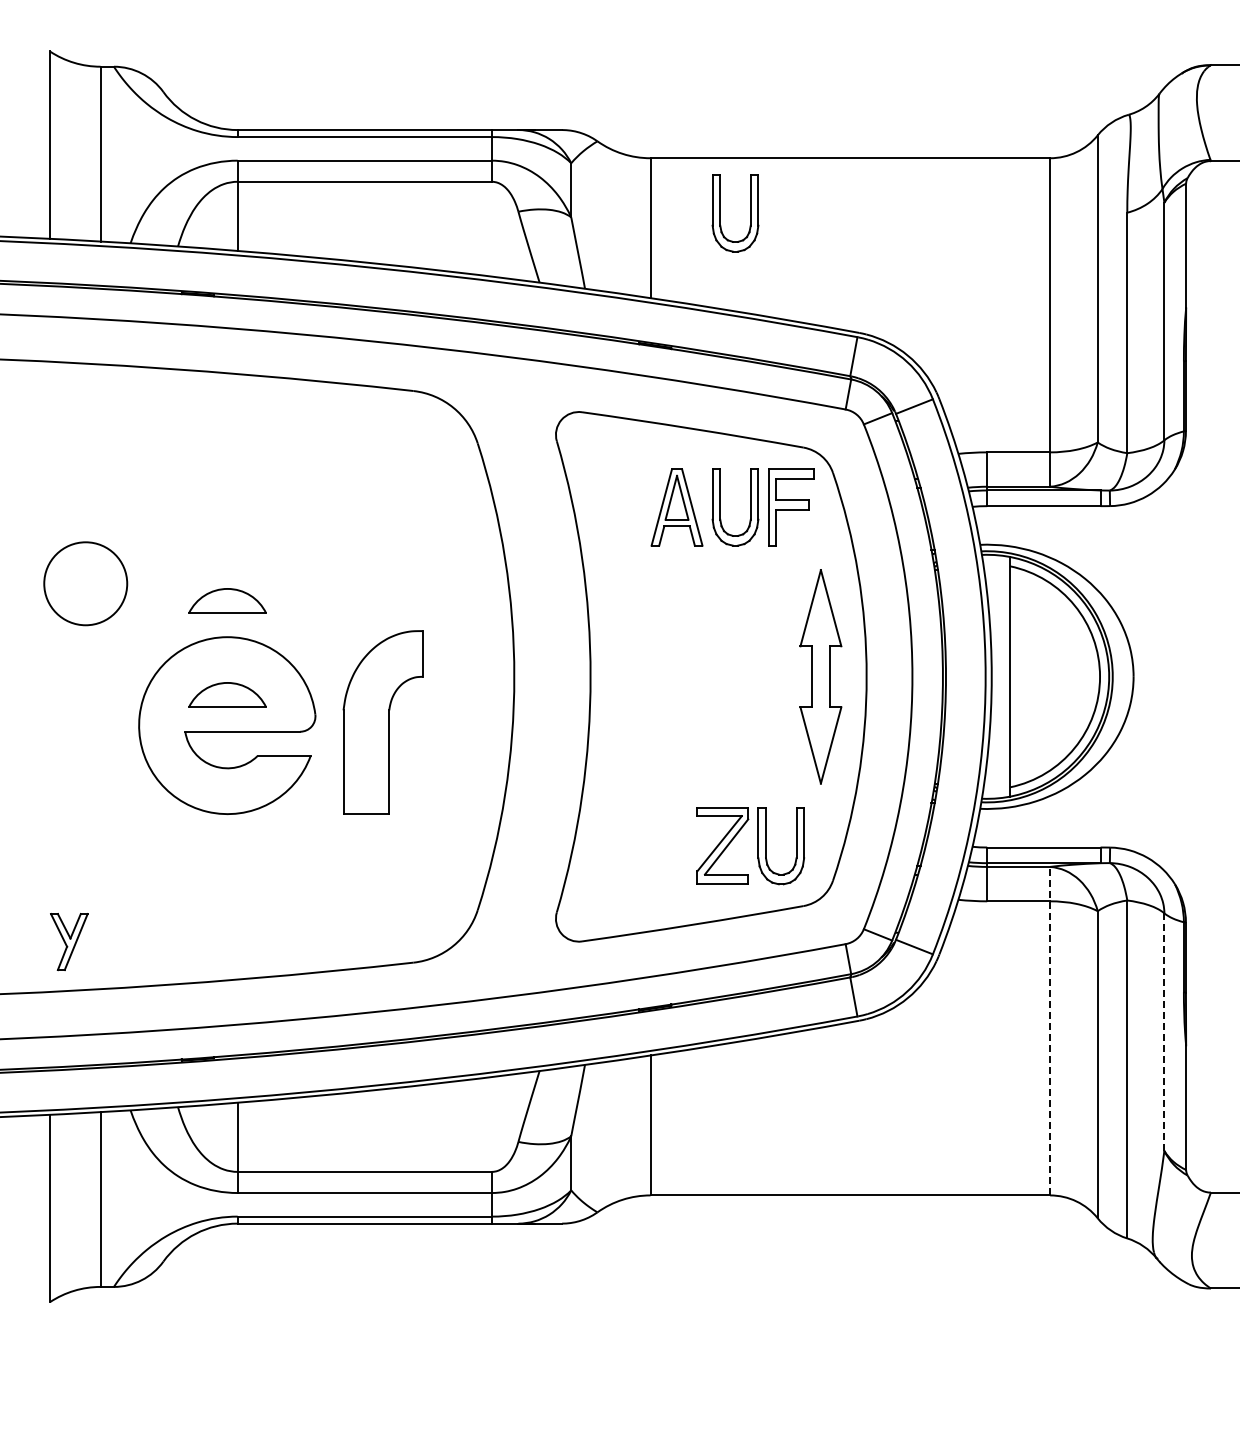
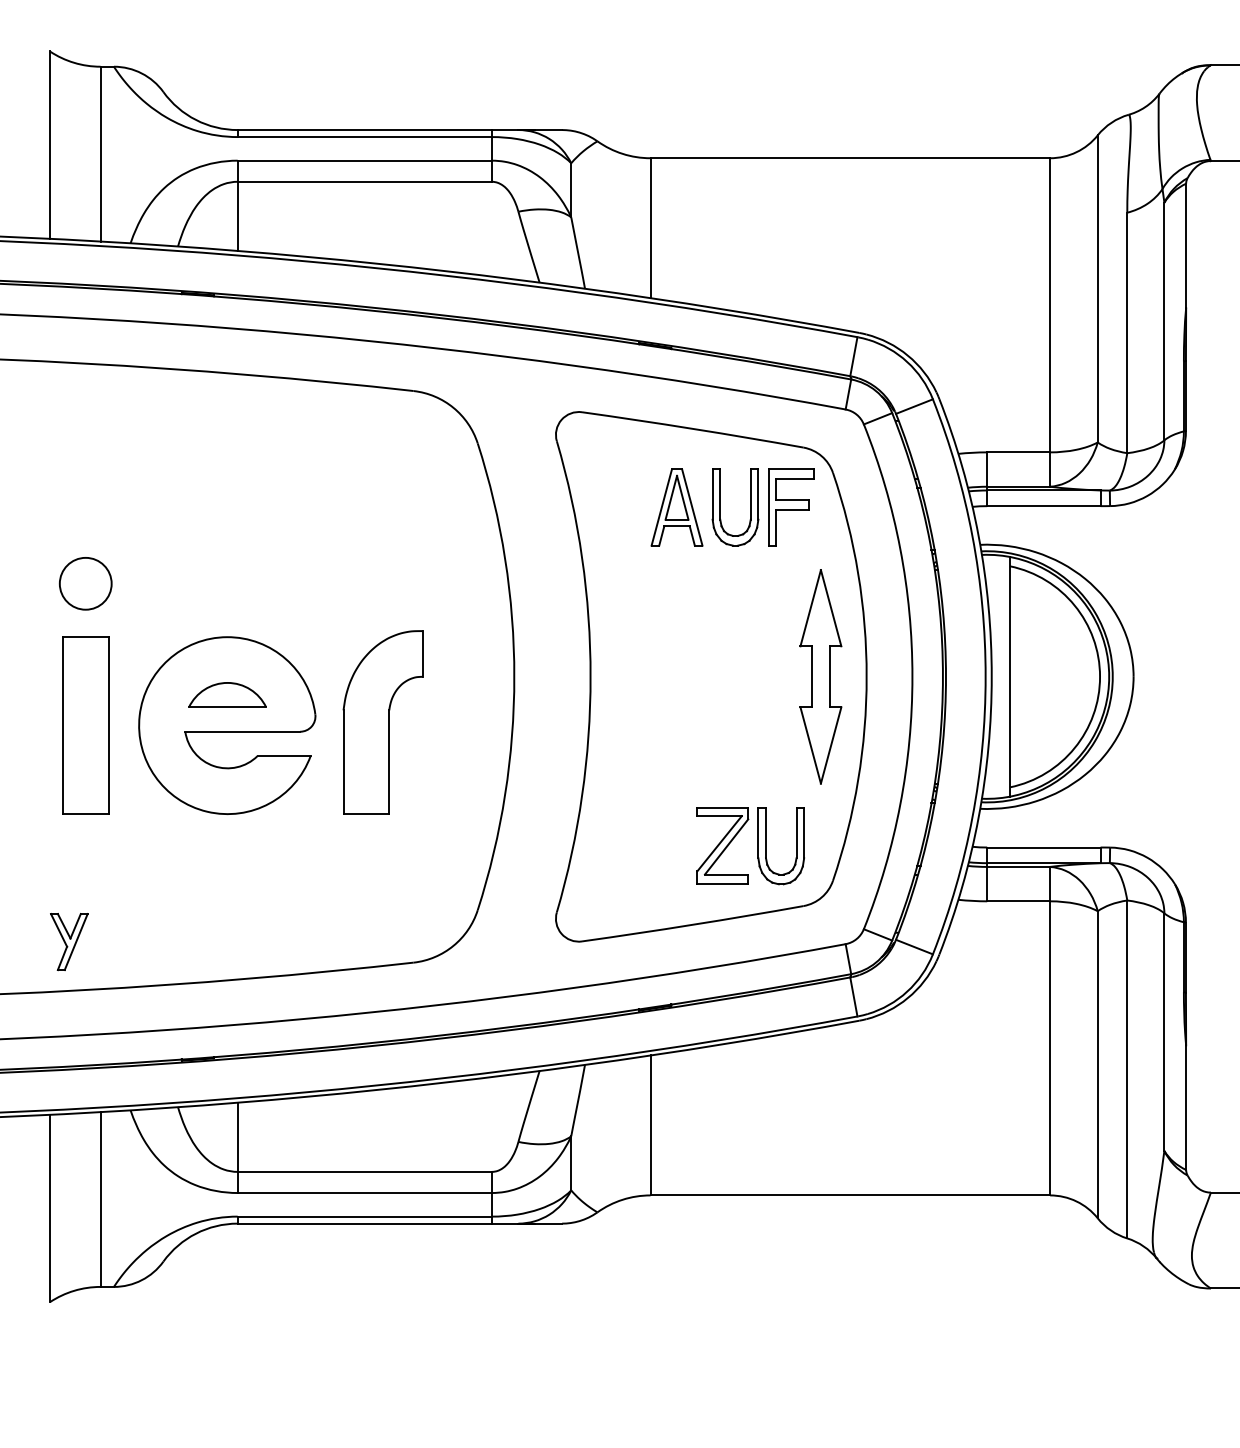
part: present -> none (720, 213)
circle diameter: 83 px -> 52 px (85, 583)
part: present -> none (227, 600)
part: none -> present (85, 725)
line: dashed -> solid (1050, 1030)
line: dashed -> solid (1164, 1032)
